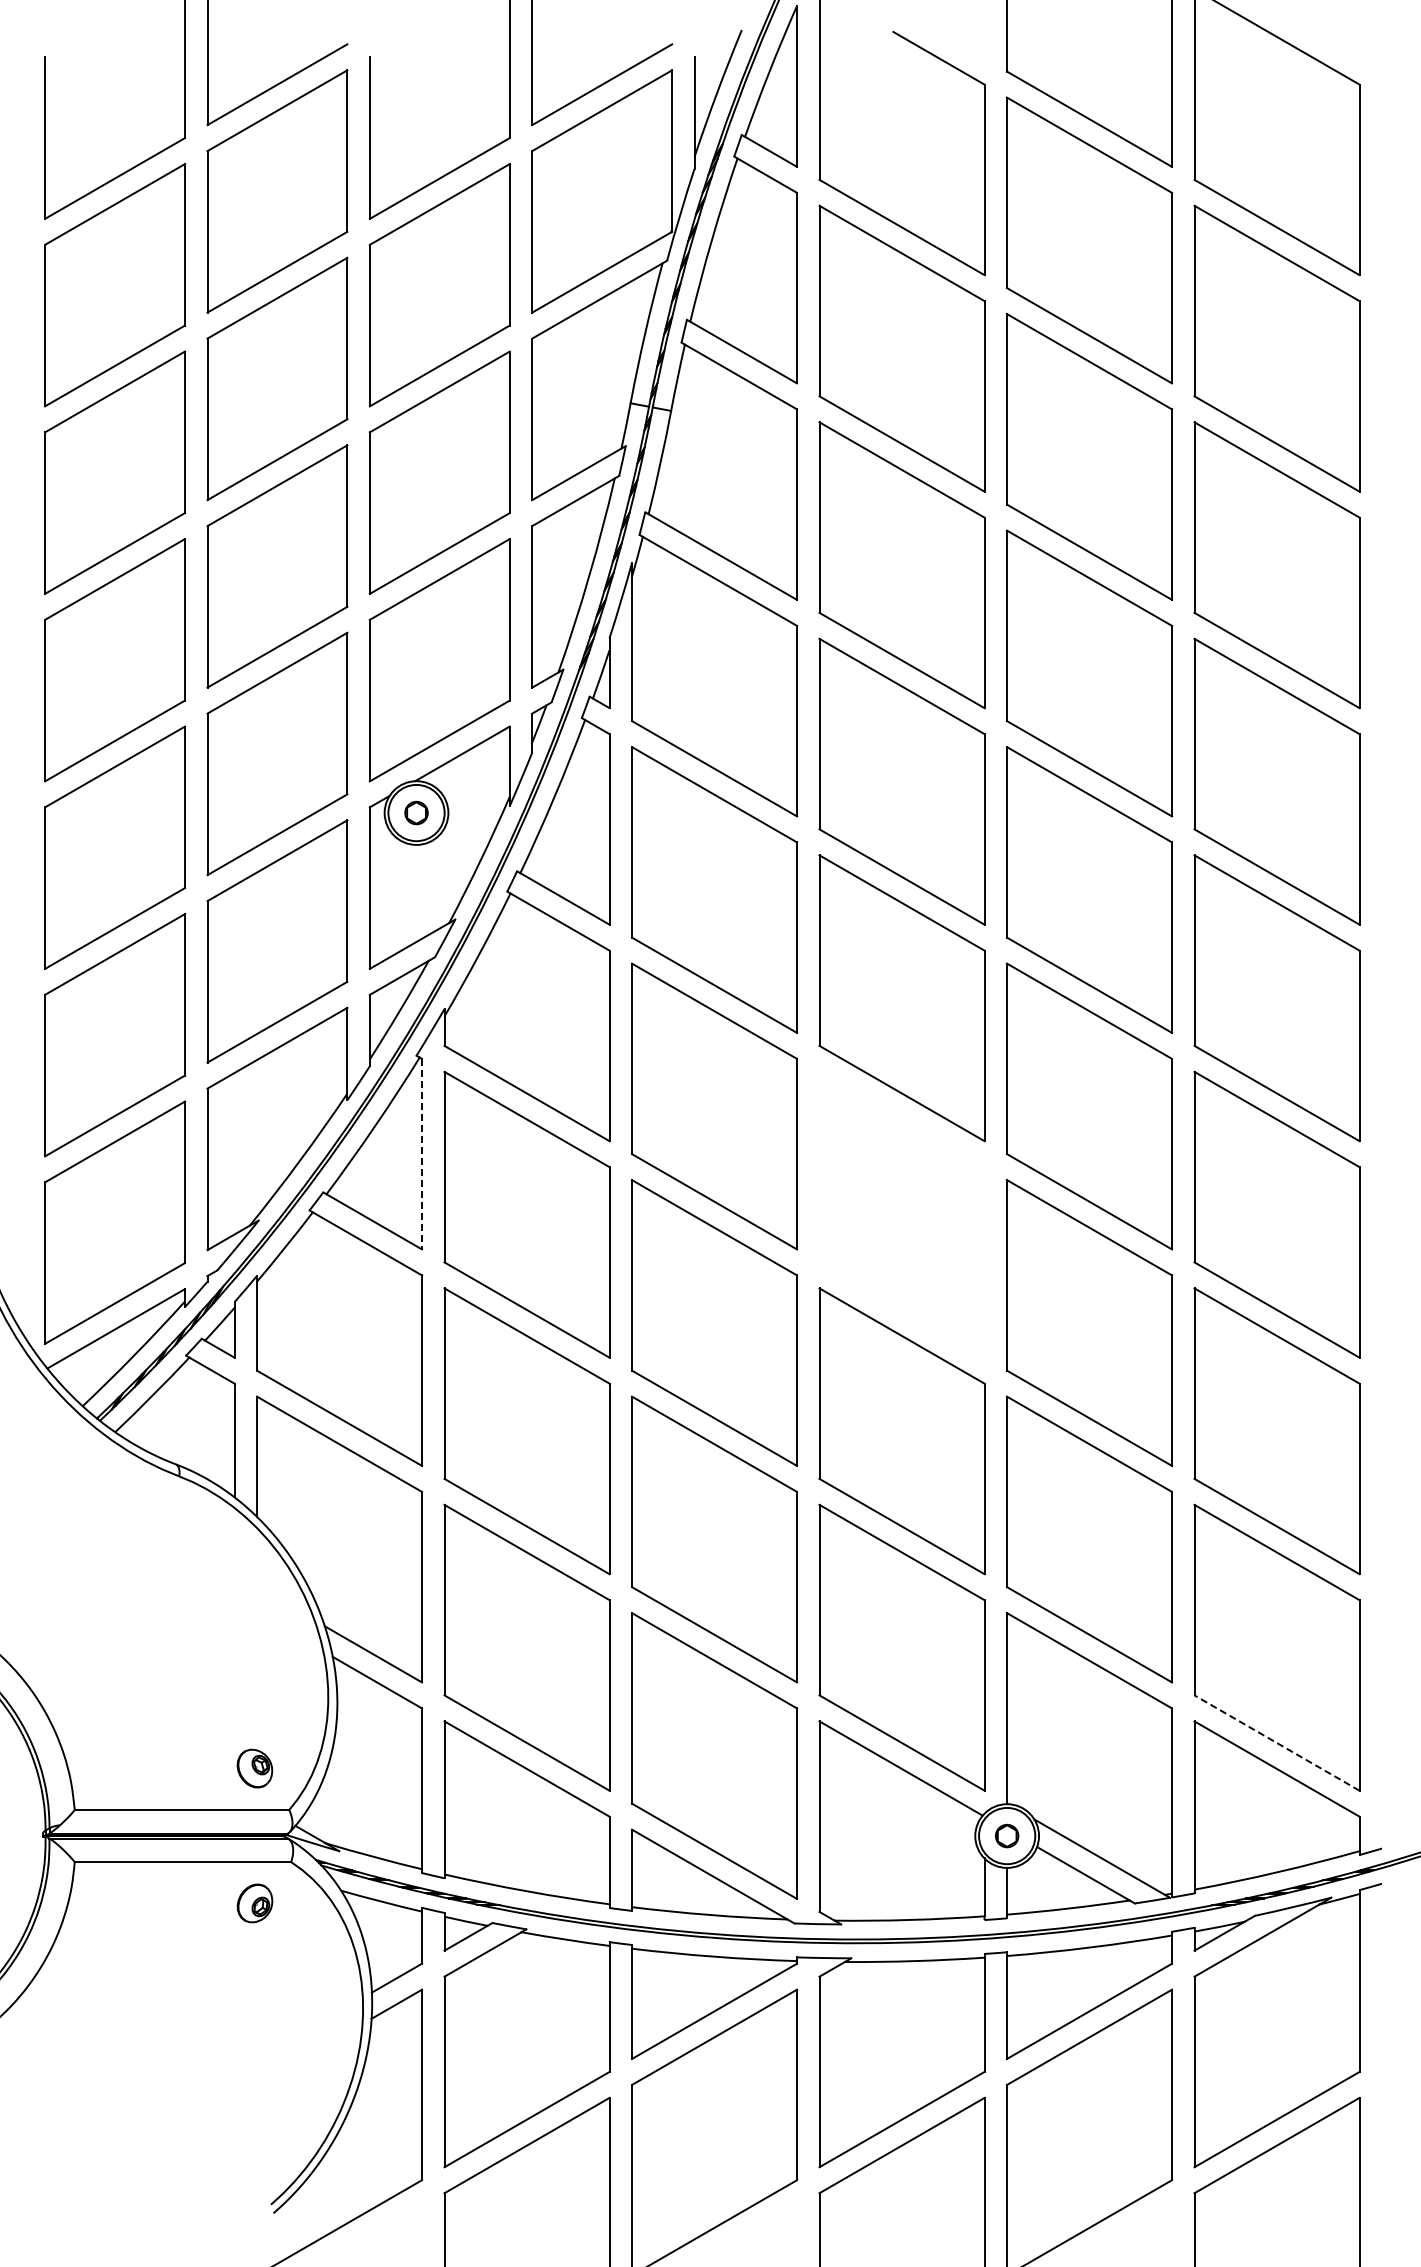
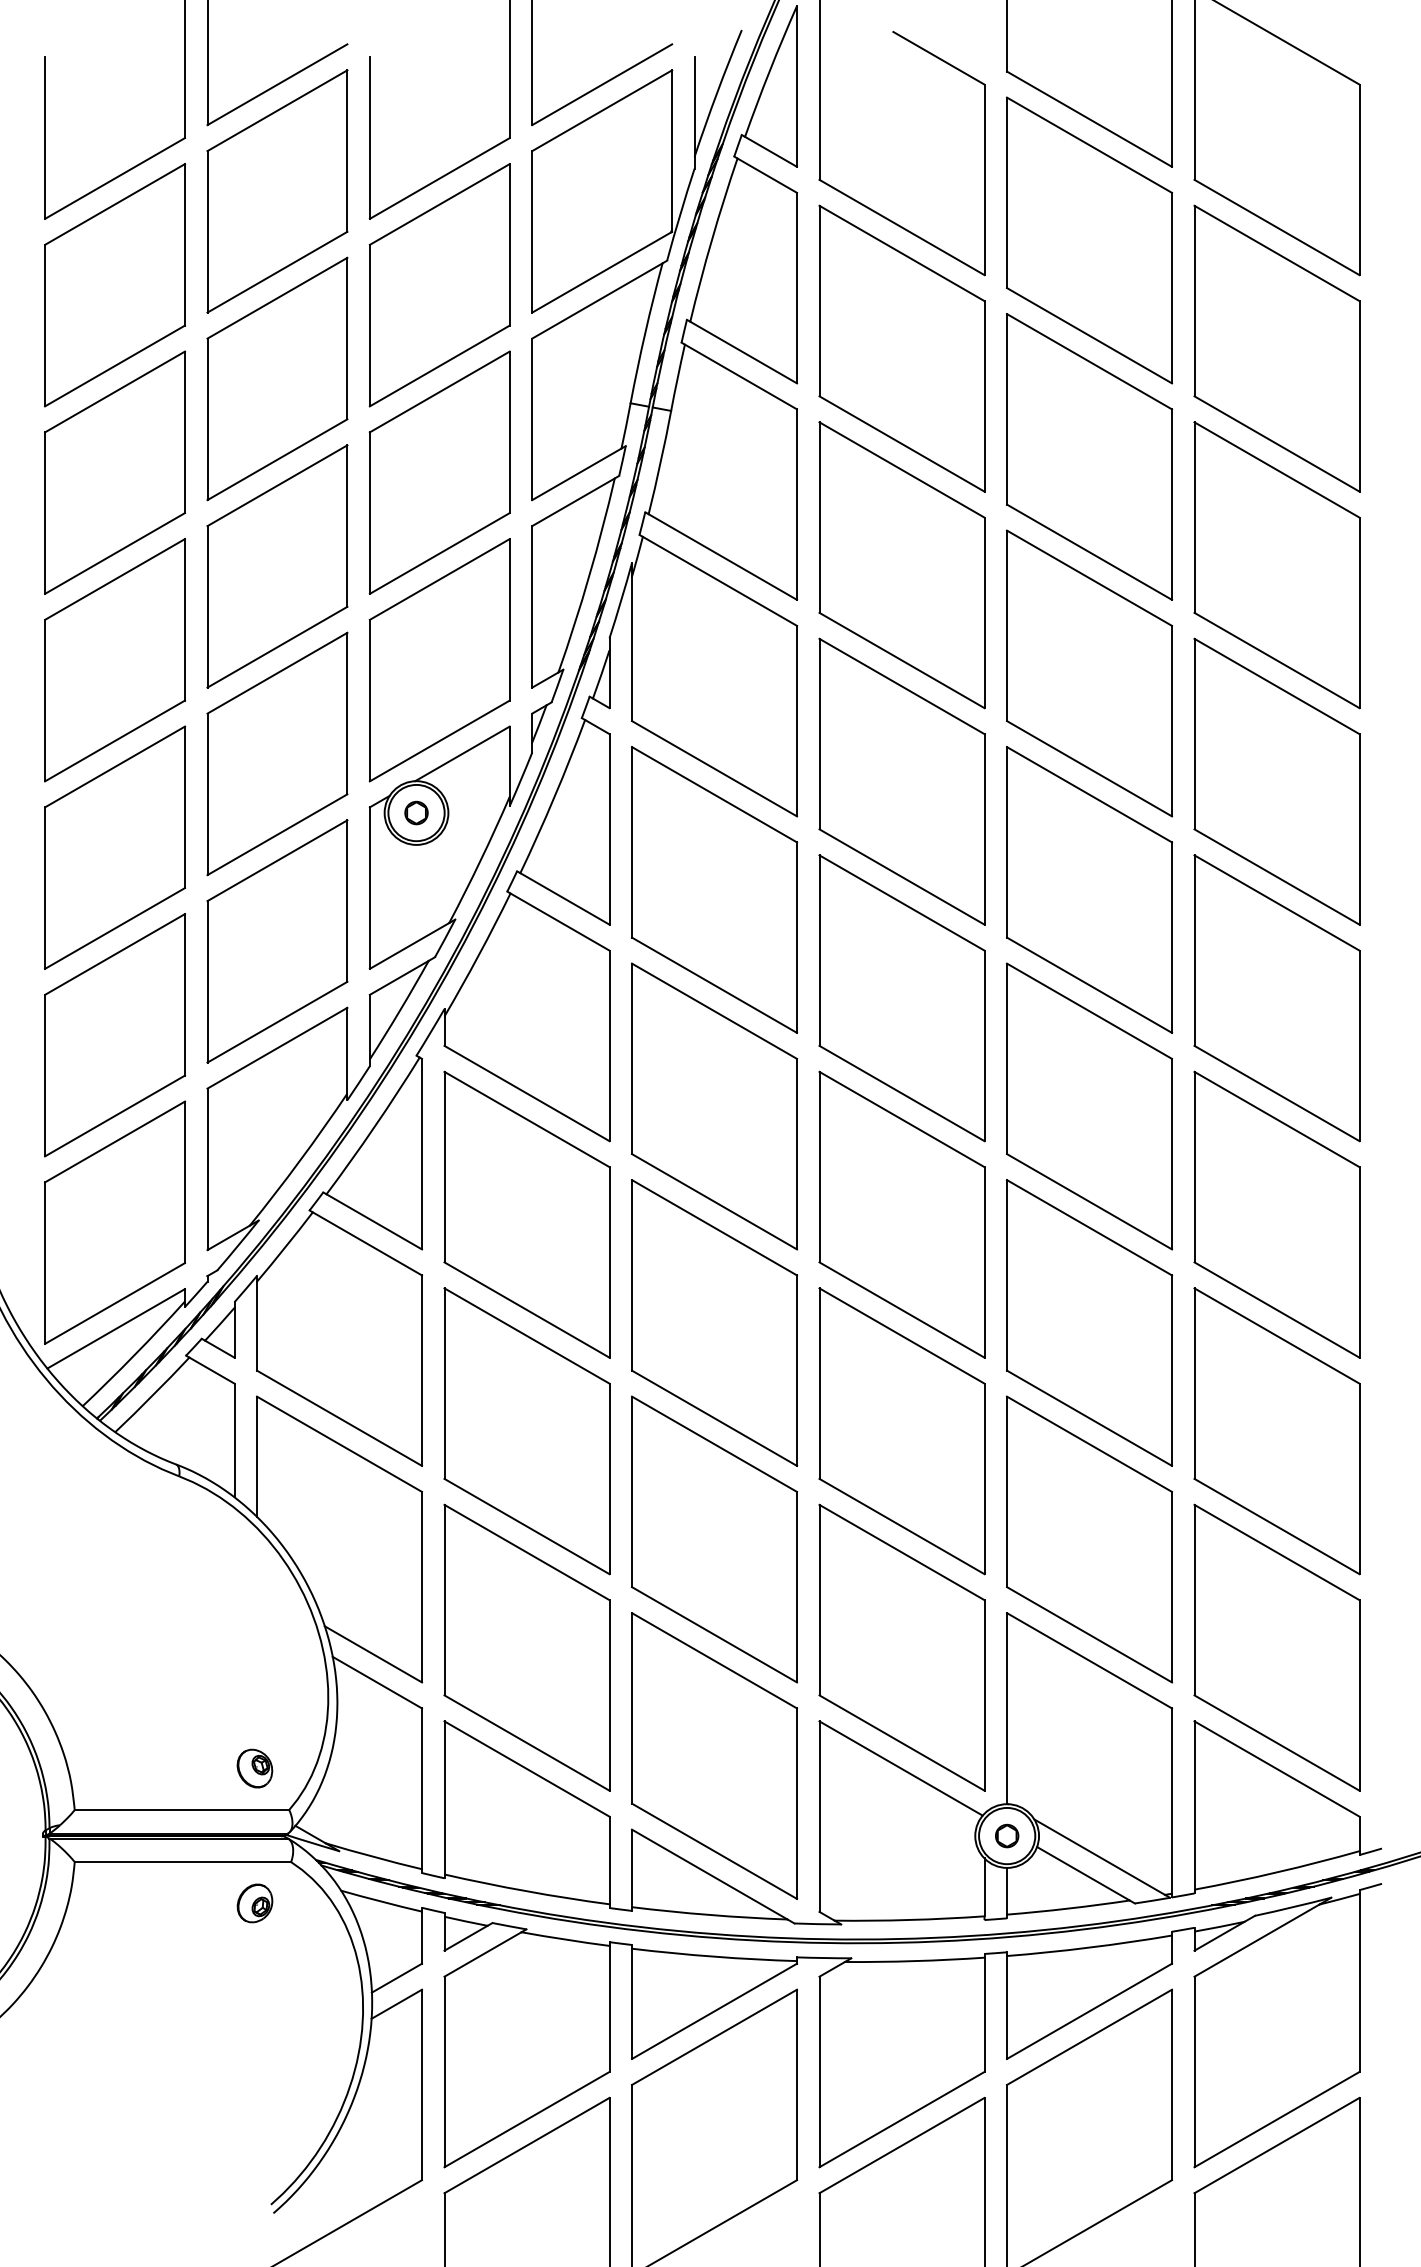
line: dashed -> solid (422, 1154)
part: none -> present (901, 1214)
line: dashed -> solid (1276, 1742)
